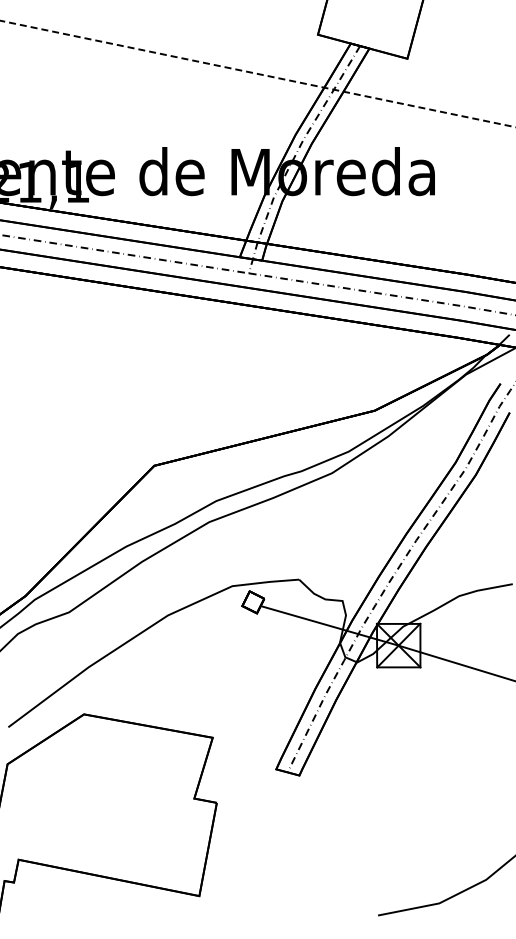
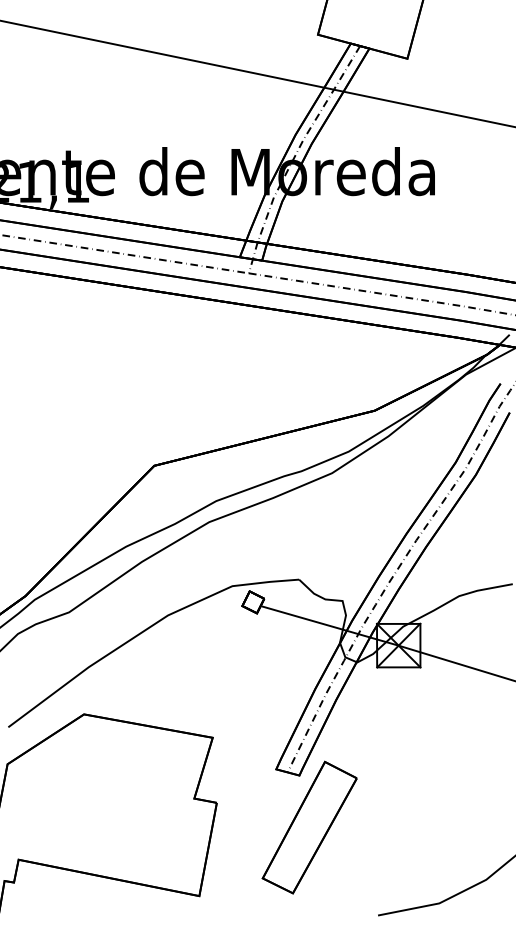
line: dashed -> solid (258, 74)
part: none -> present (309, 827)
